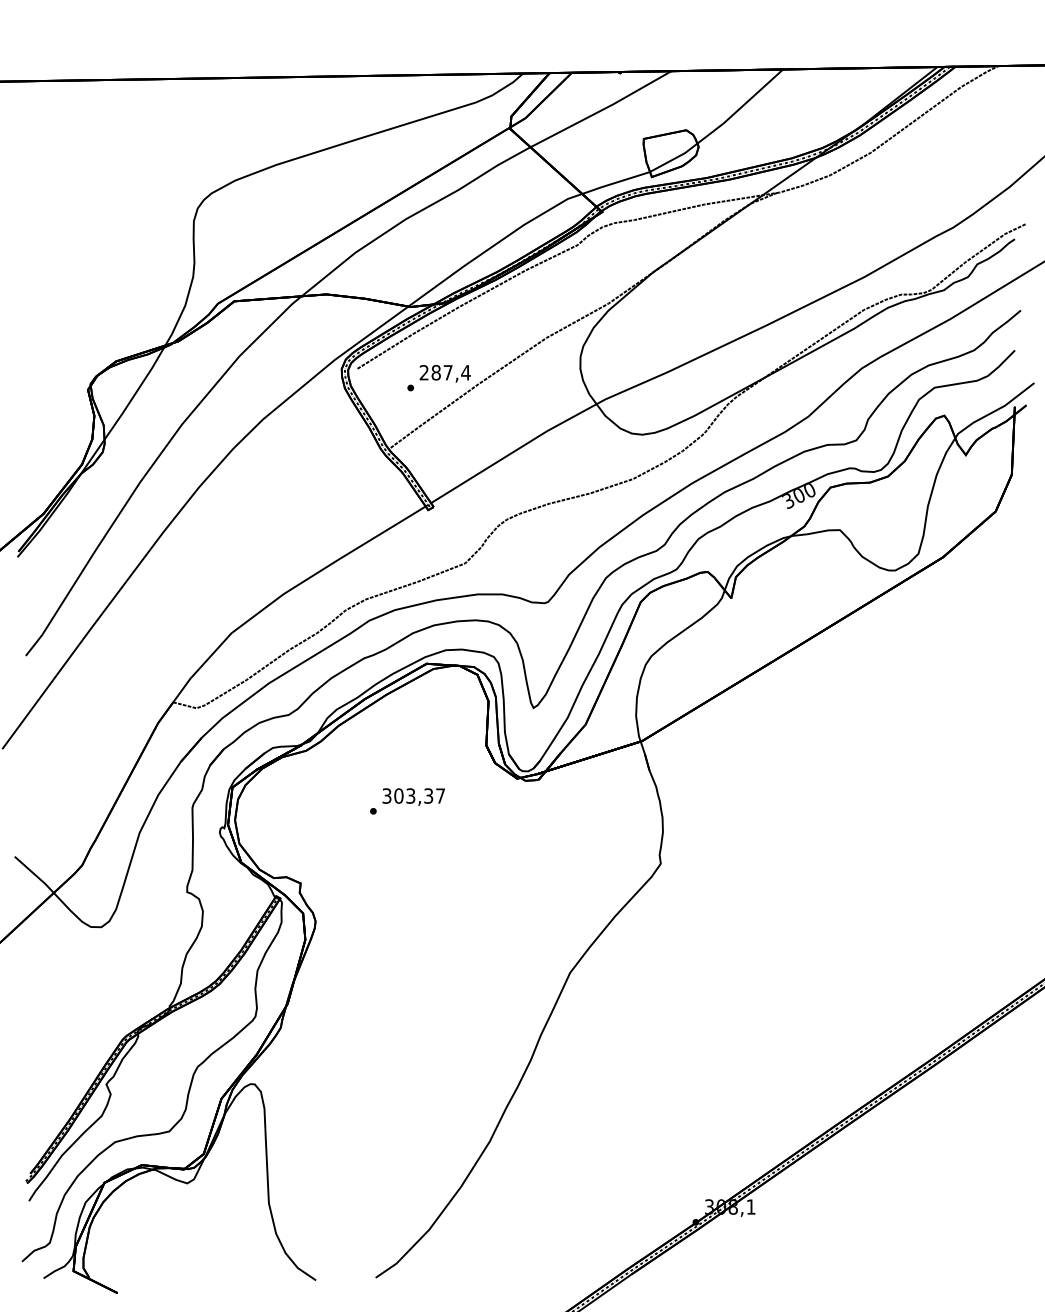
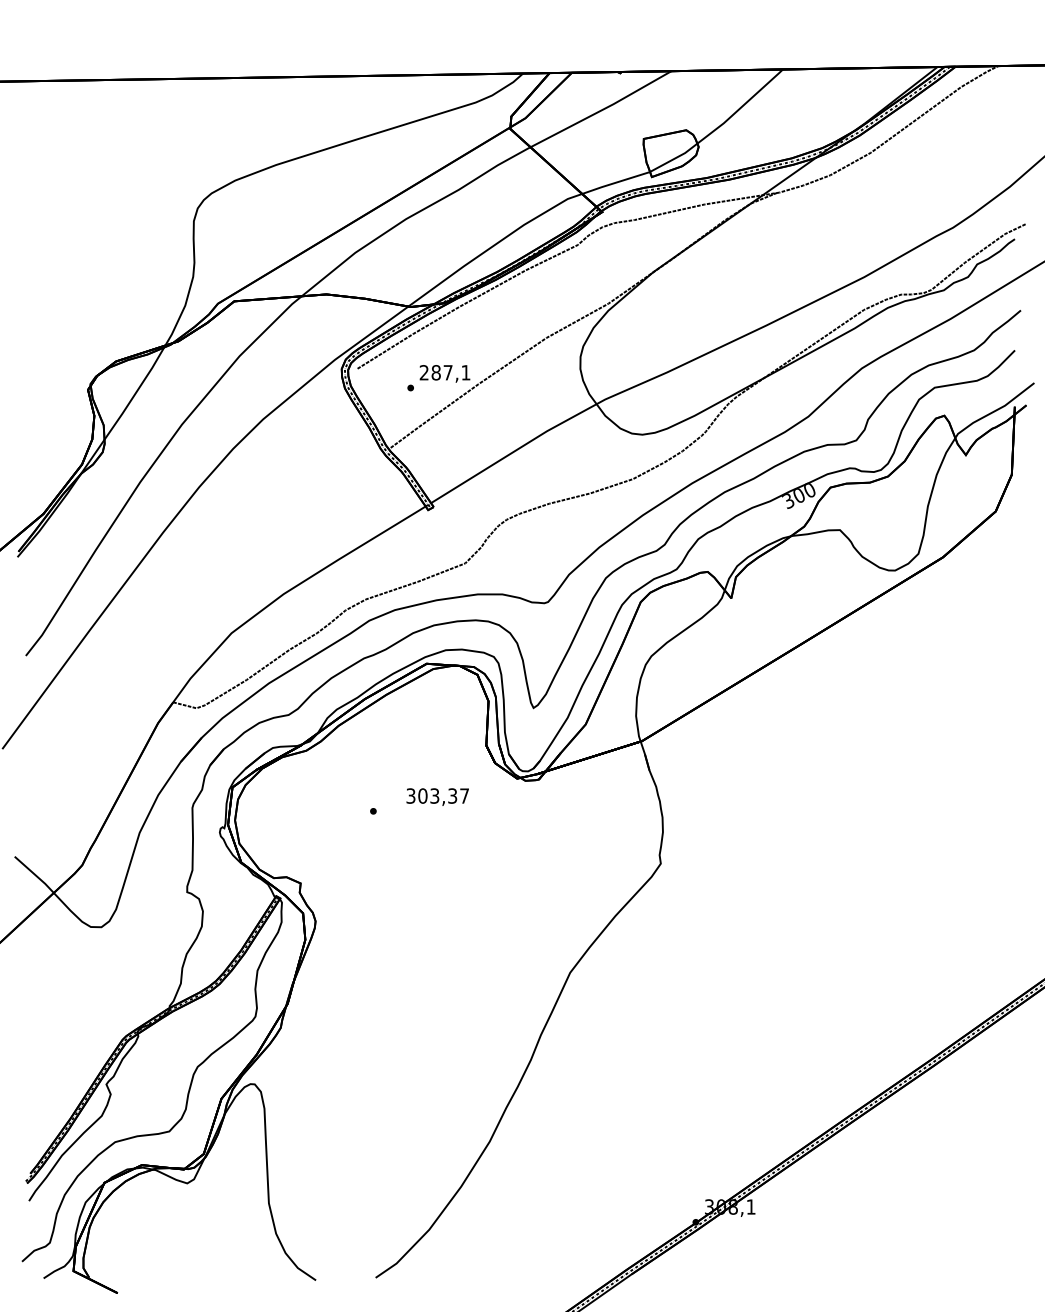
text: 287,4 -> 287,1 (465, 372)
text position: (413, 796) -> (437, 796) (437, 796)
